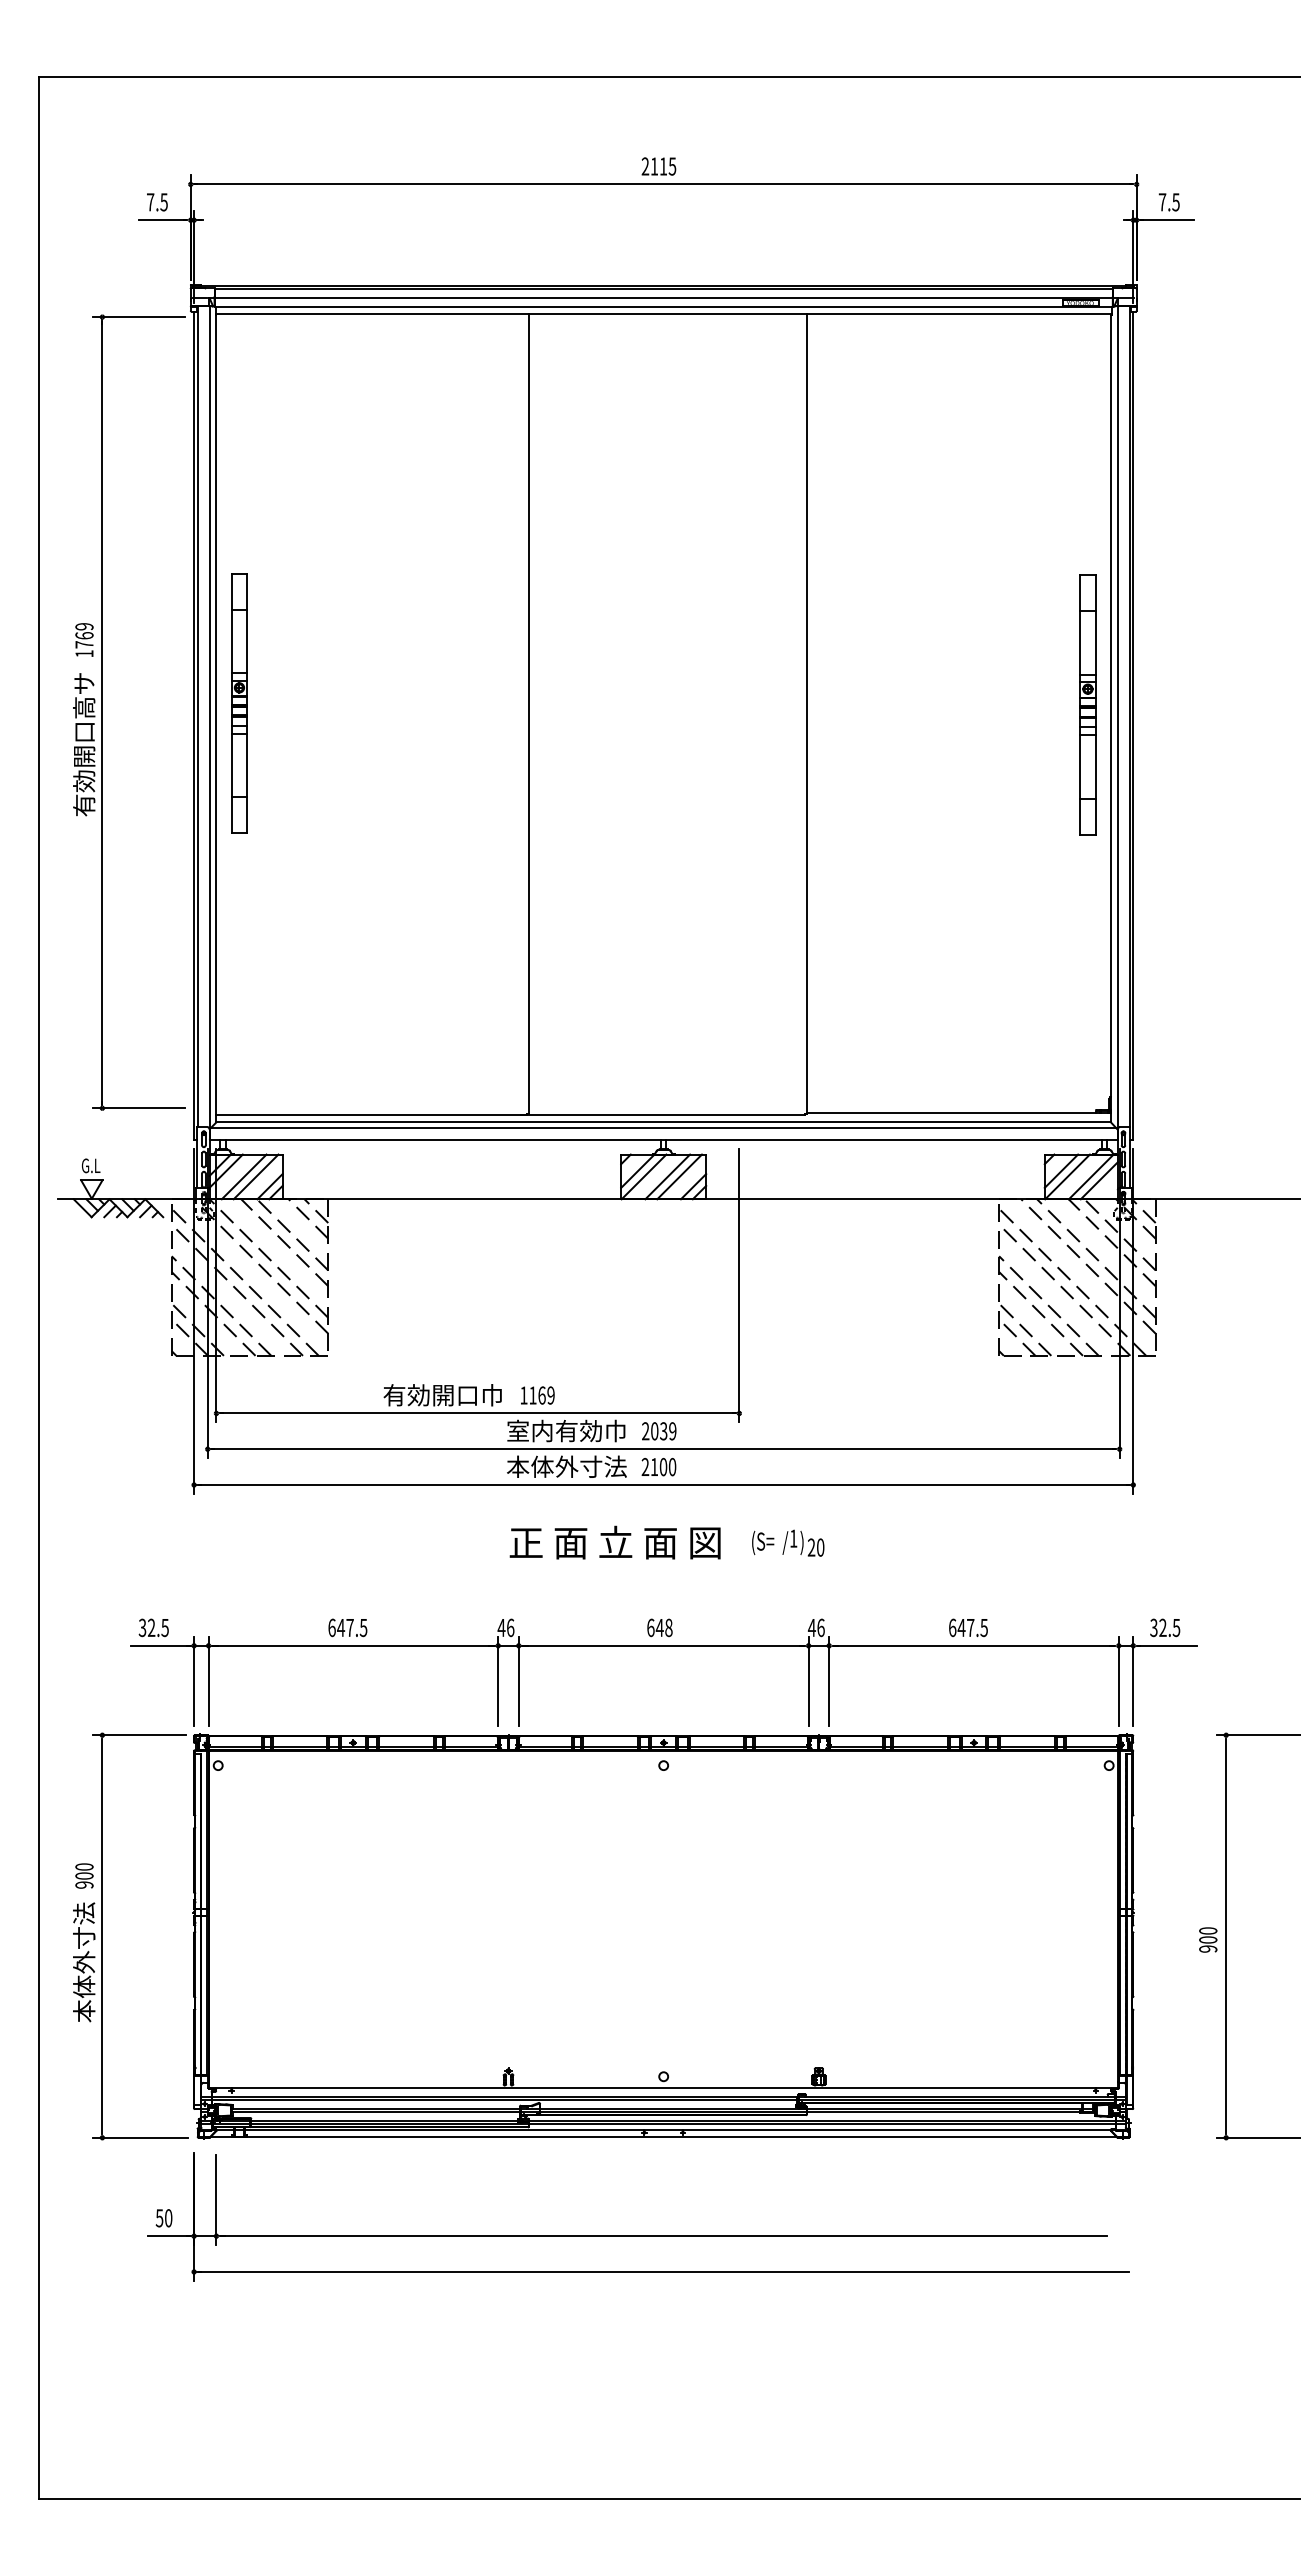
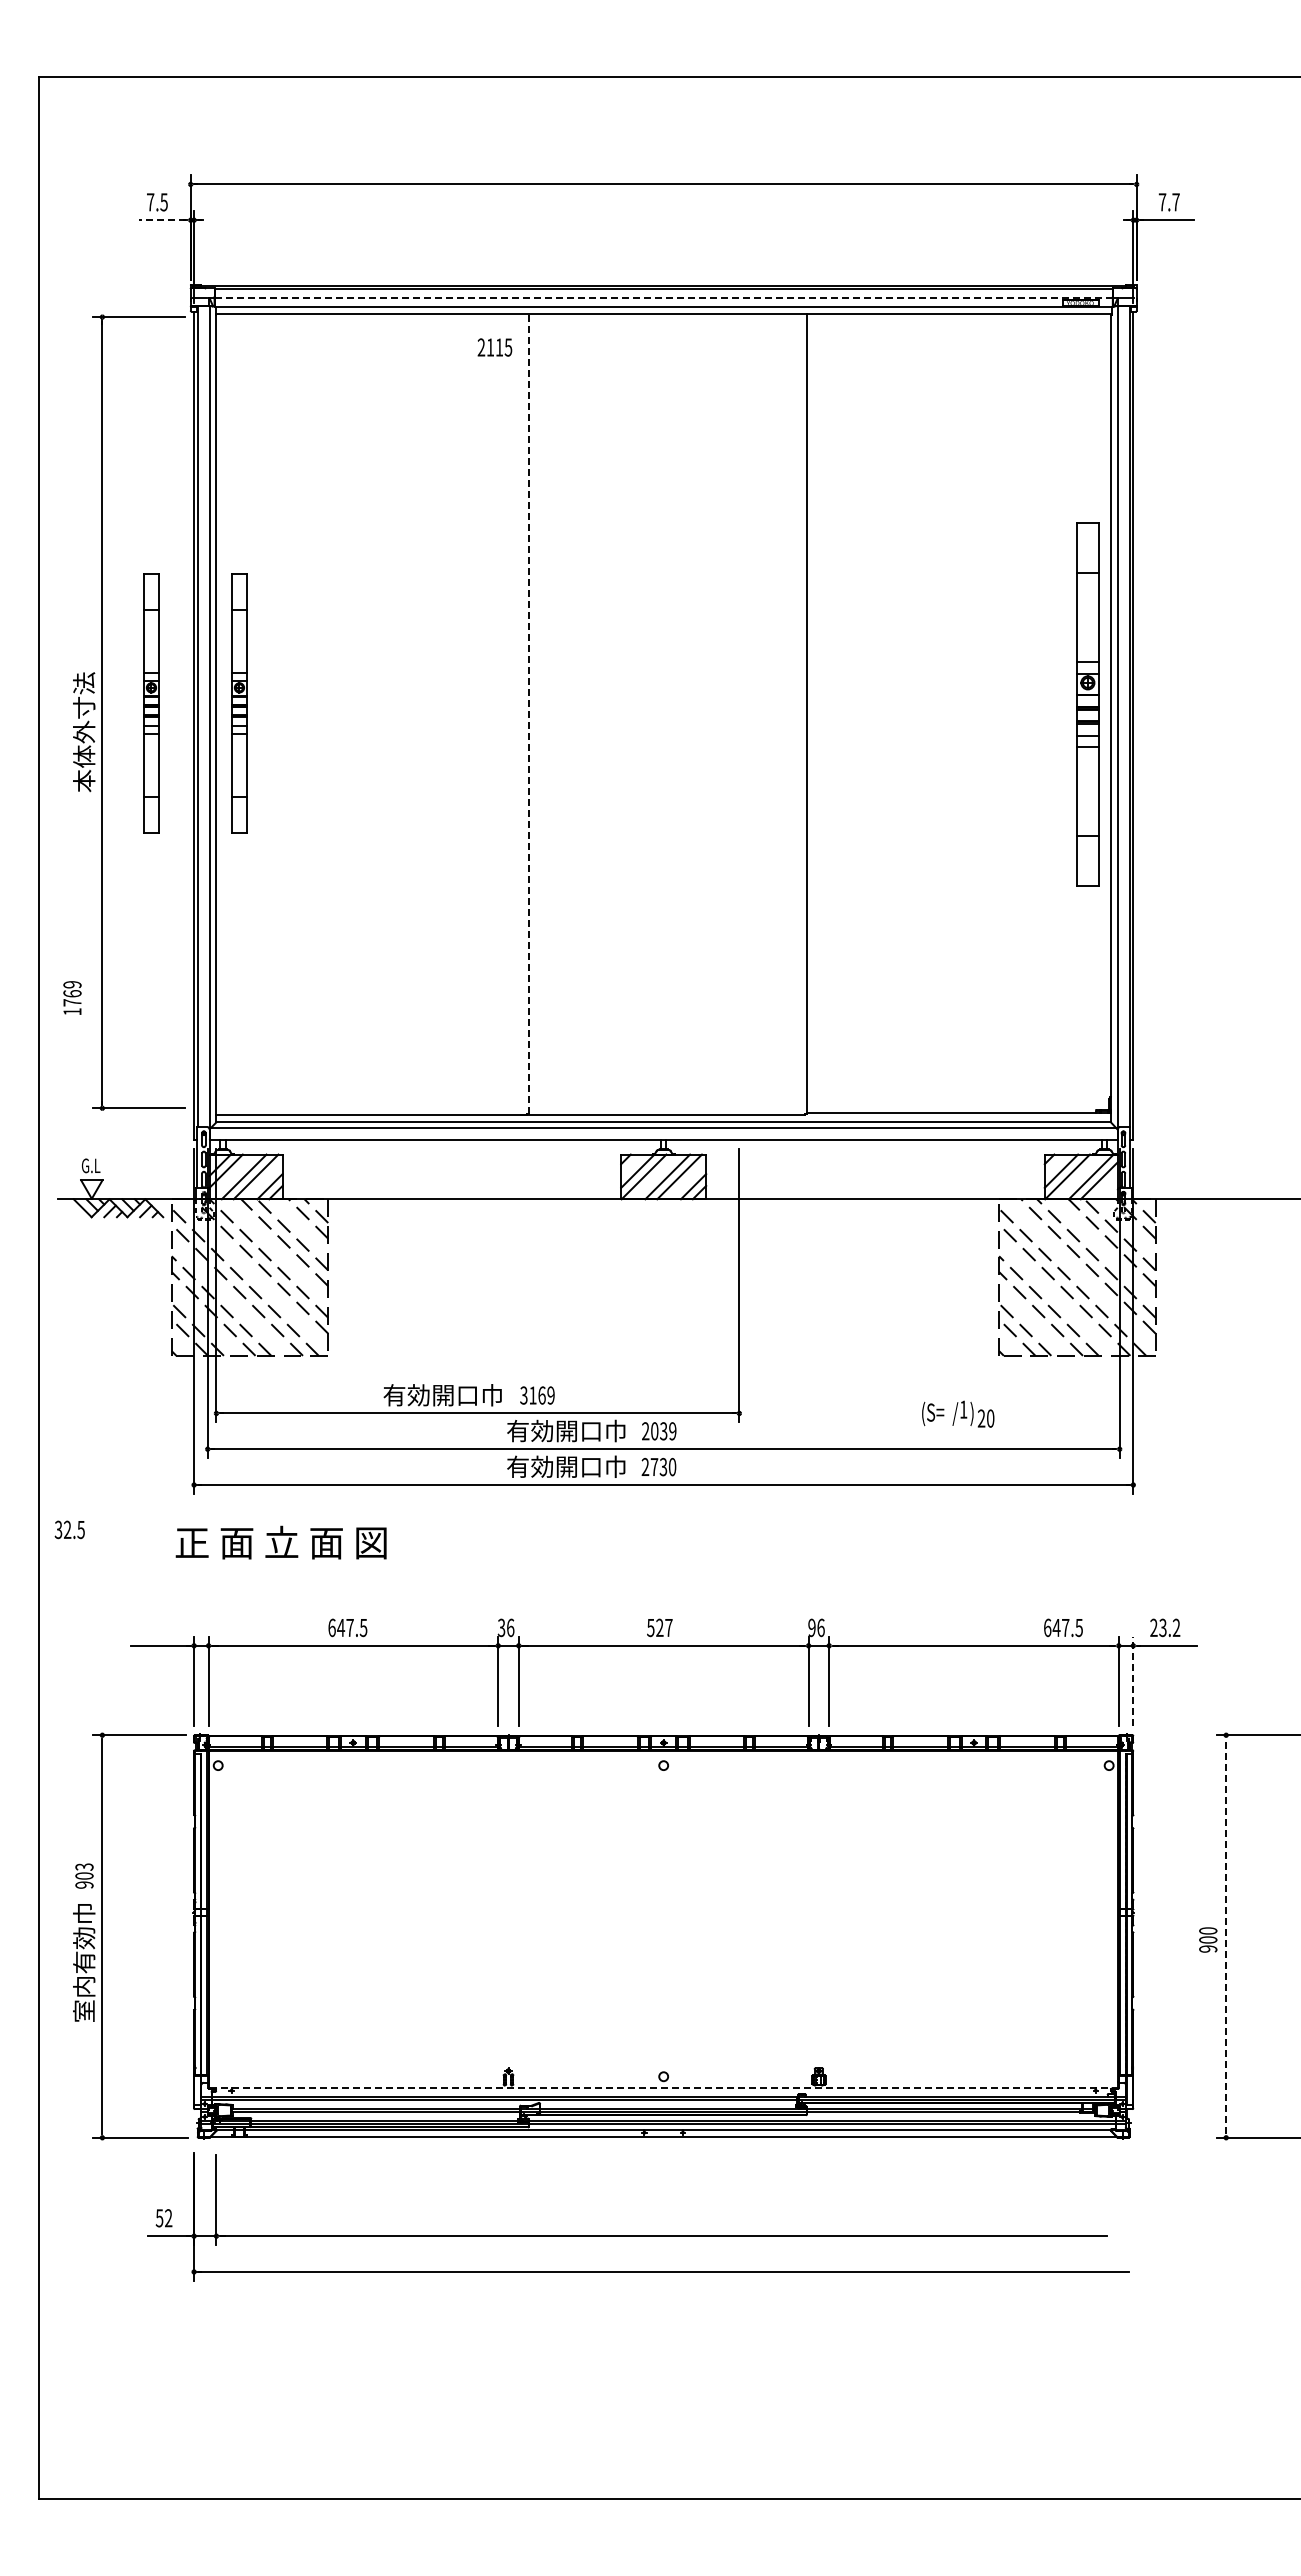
text position: (658, 166) -> (494, 347) (494, 347)
text: 7.5 -> 7.7 (1175, 202)
line: solid -> dashed (162, 220)
line: solid -> dashed (663, 298)
text position: (84, 639) -> (72, 997) (72, 997)
part: none -> present (151, 703)
part size: 18x262 px -> 24x365 px (1087, 704)
line: solid -> dashed (528, 714)
text: 有効開口高サ -> 本体外寸法 (84, 744)
text: 1169 -> 3169 (523, 1395)
text: 室内有効巾 -> 有効開口巾 (554, 1430)
text: 本体外寸法 -> 有効開口巾 (566, 1466)
text: 2100 -> 2730 (658, 1467)
text position: (614, 1542) -> (280, 1542) (280, 1542)
text position: (788, 1542) -> (958, 1413) (958, 1413)
text position: (153, 1627) -> (69, 1529) (69, 1529)
text: 46 -> 36 (501, 1627)
text: 648 -> 527 (659, 1627)
text: 46 -> 96 (811, 1627)
text position: (968, 1627) -> (1063, 1627) (1063, 1627)
text: 32.5 -> 23.2 (1165, 1627)
line: solid -> dashed (1133, 1681)
text: 900 -> 903 (84, 1866)
line: solid -> dashed (1226, 1936)
text: 本体外寸法 -> 室内有効巾 (84, 1962)
line: solid -> dashed (663, 2088)
text: 50 -> 52 (168, 2218)
